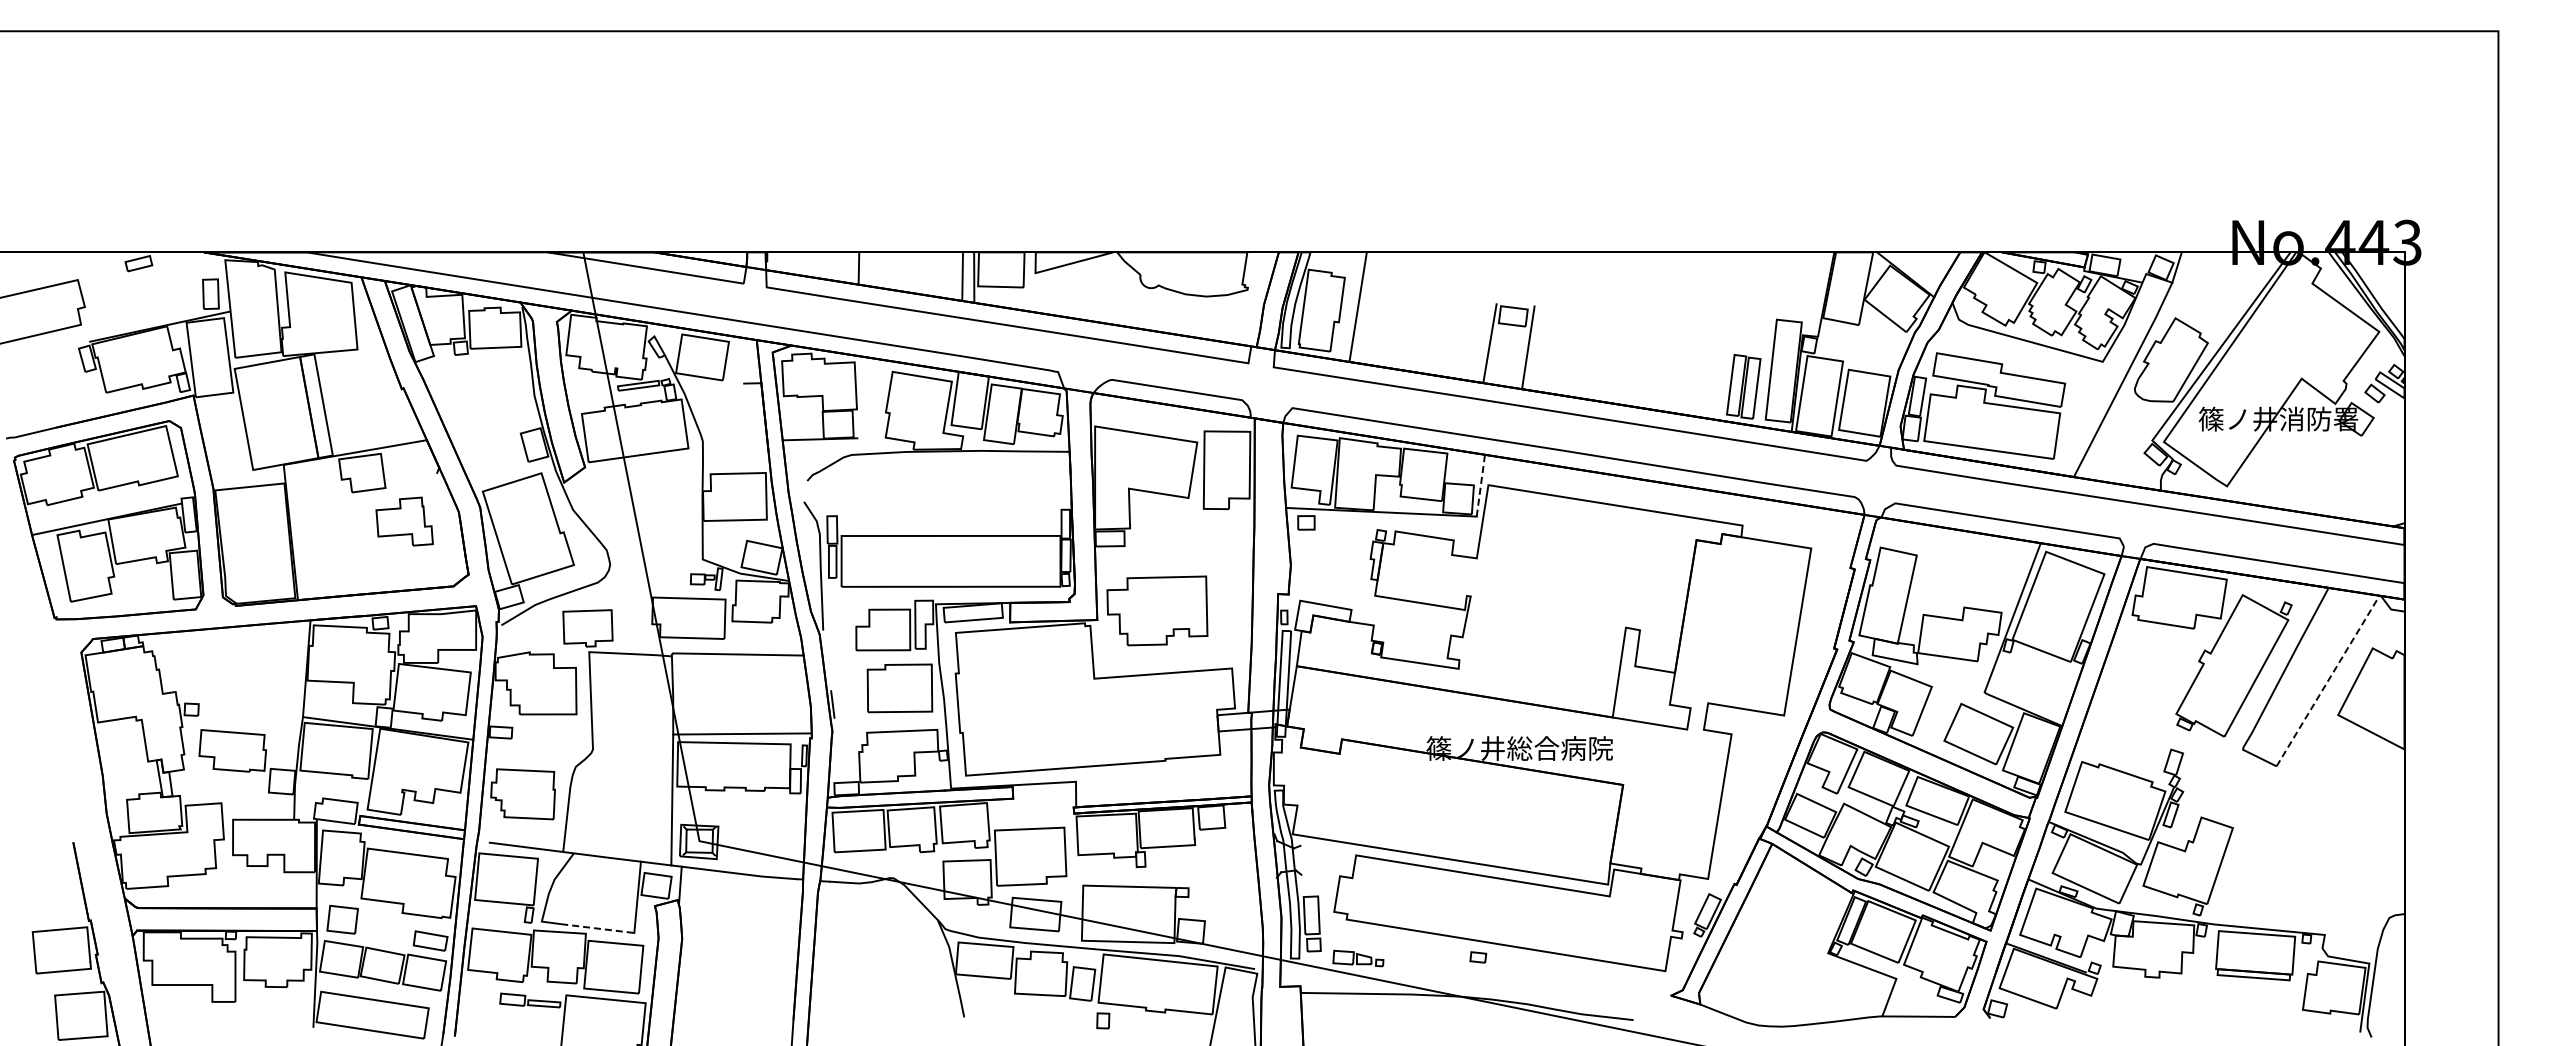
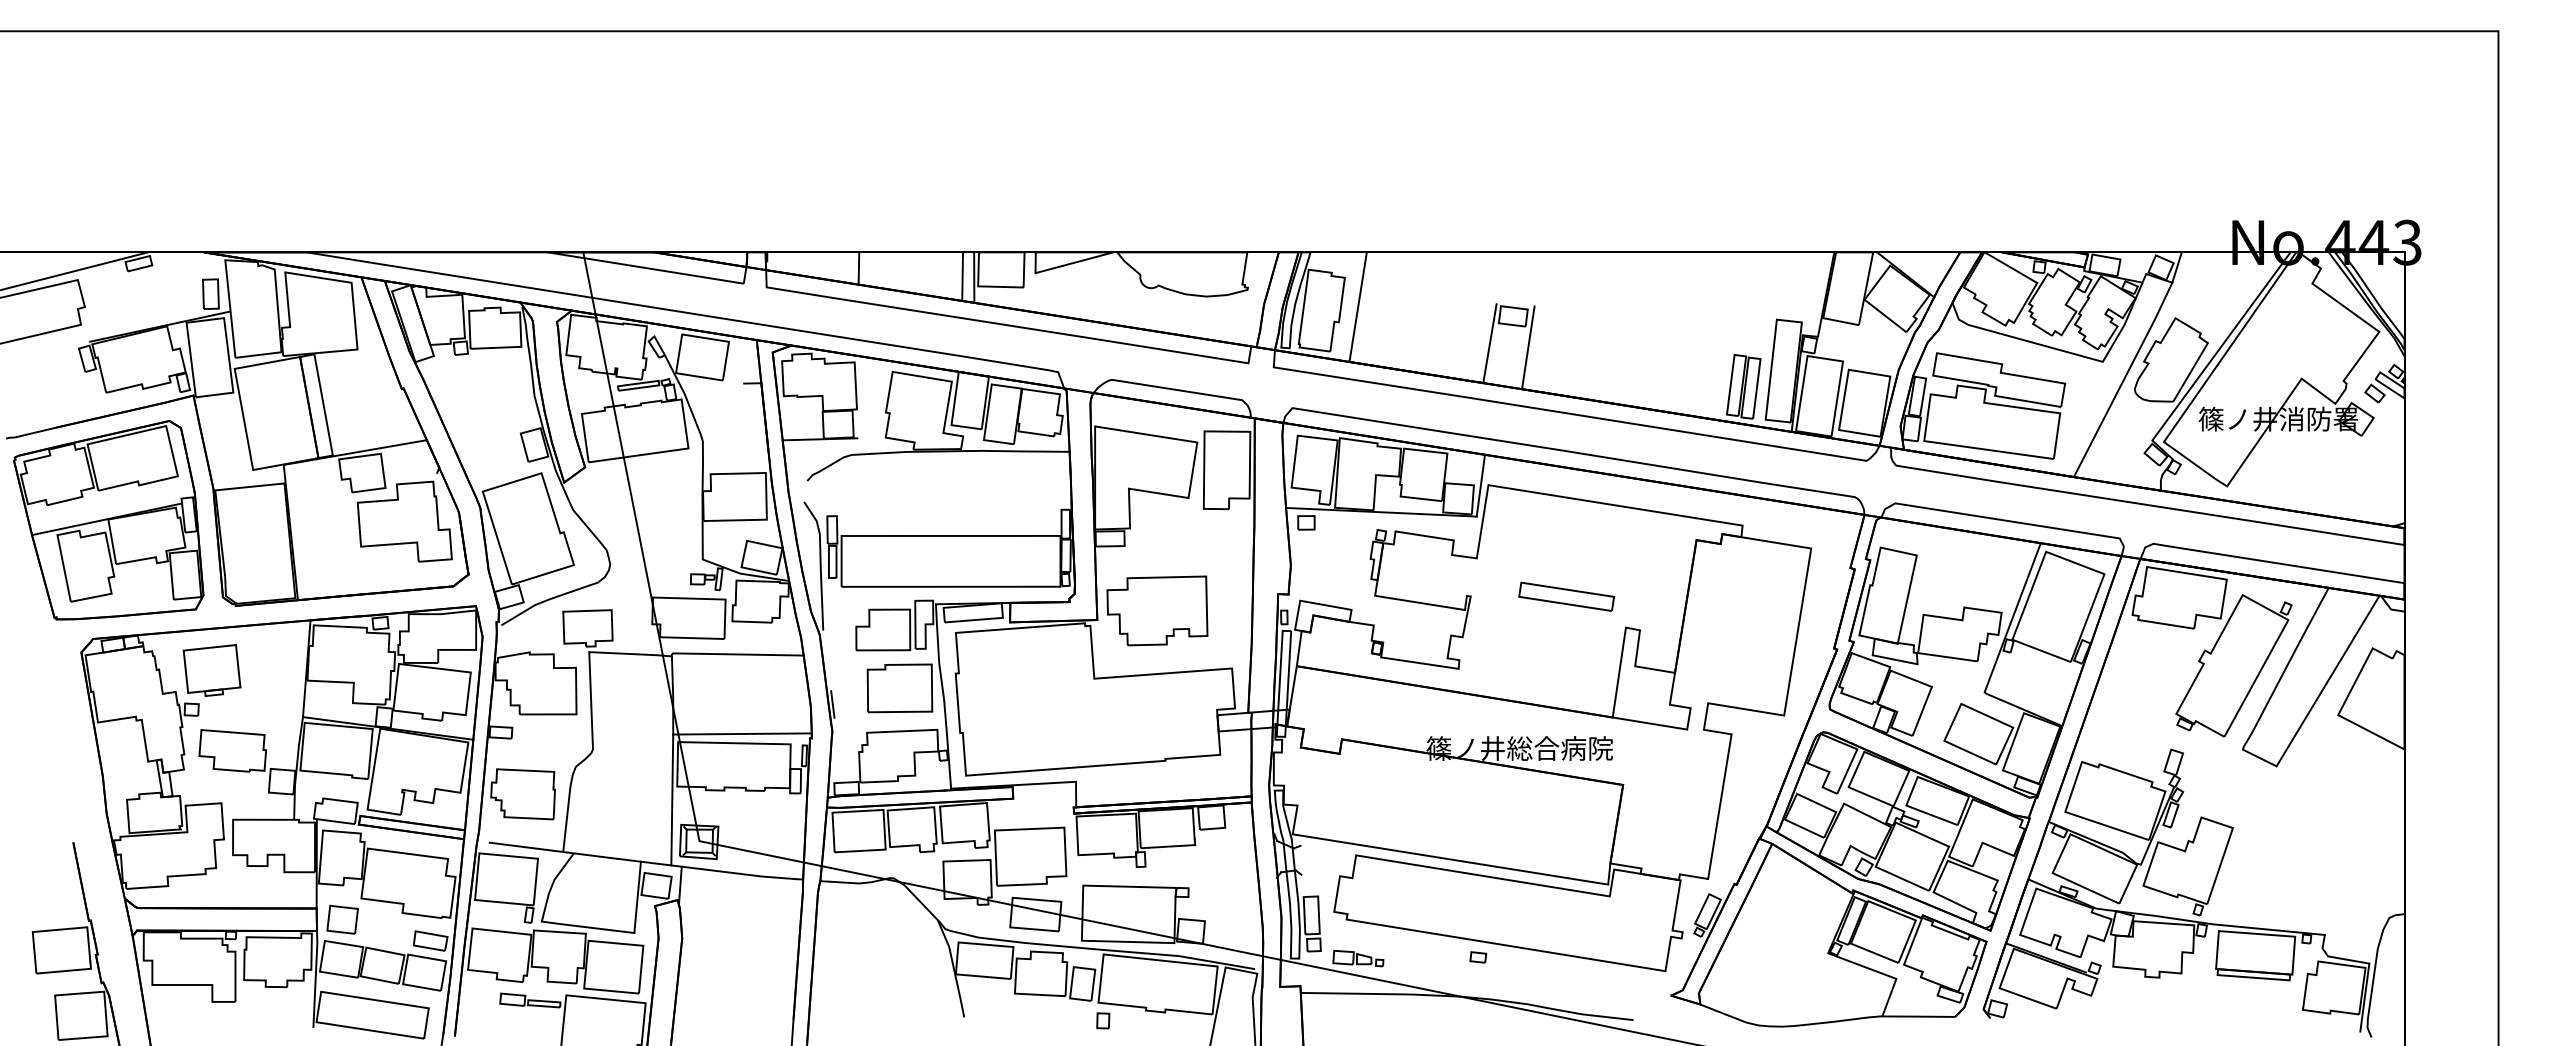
line: none -> present (75, 270)
line: dashed -> solid (1480, 485)
part size: 59x51 px -> 97x83 px (404, 521)
part: none -> present (1566, 596)
part: none -> present (211, 670)
line: dashed -> solid (2328, 681)
line: dashed -> solid (597, 928)
